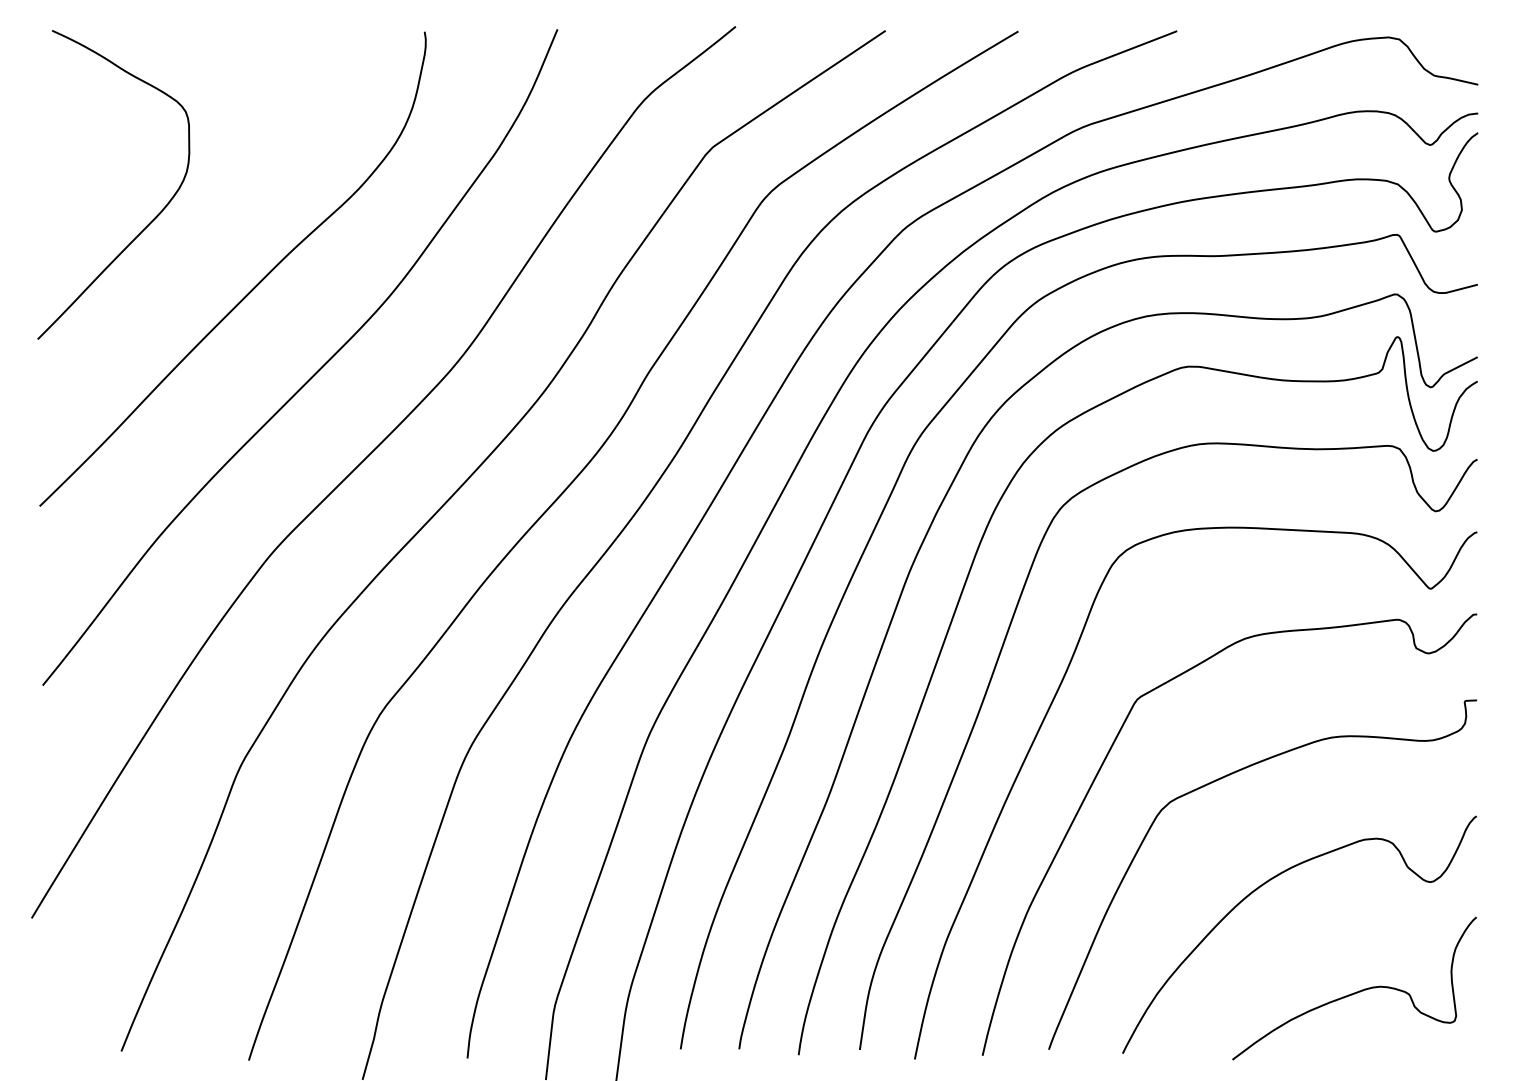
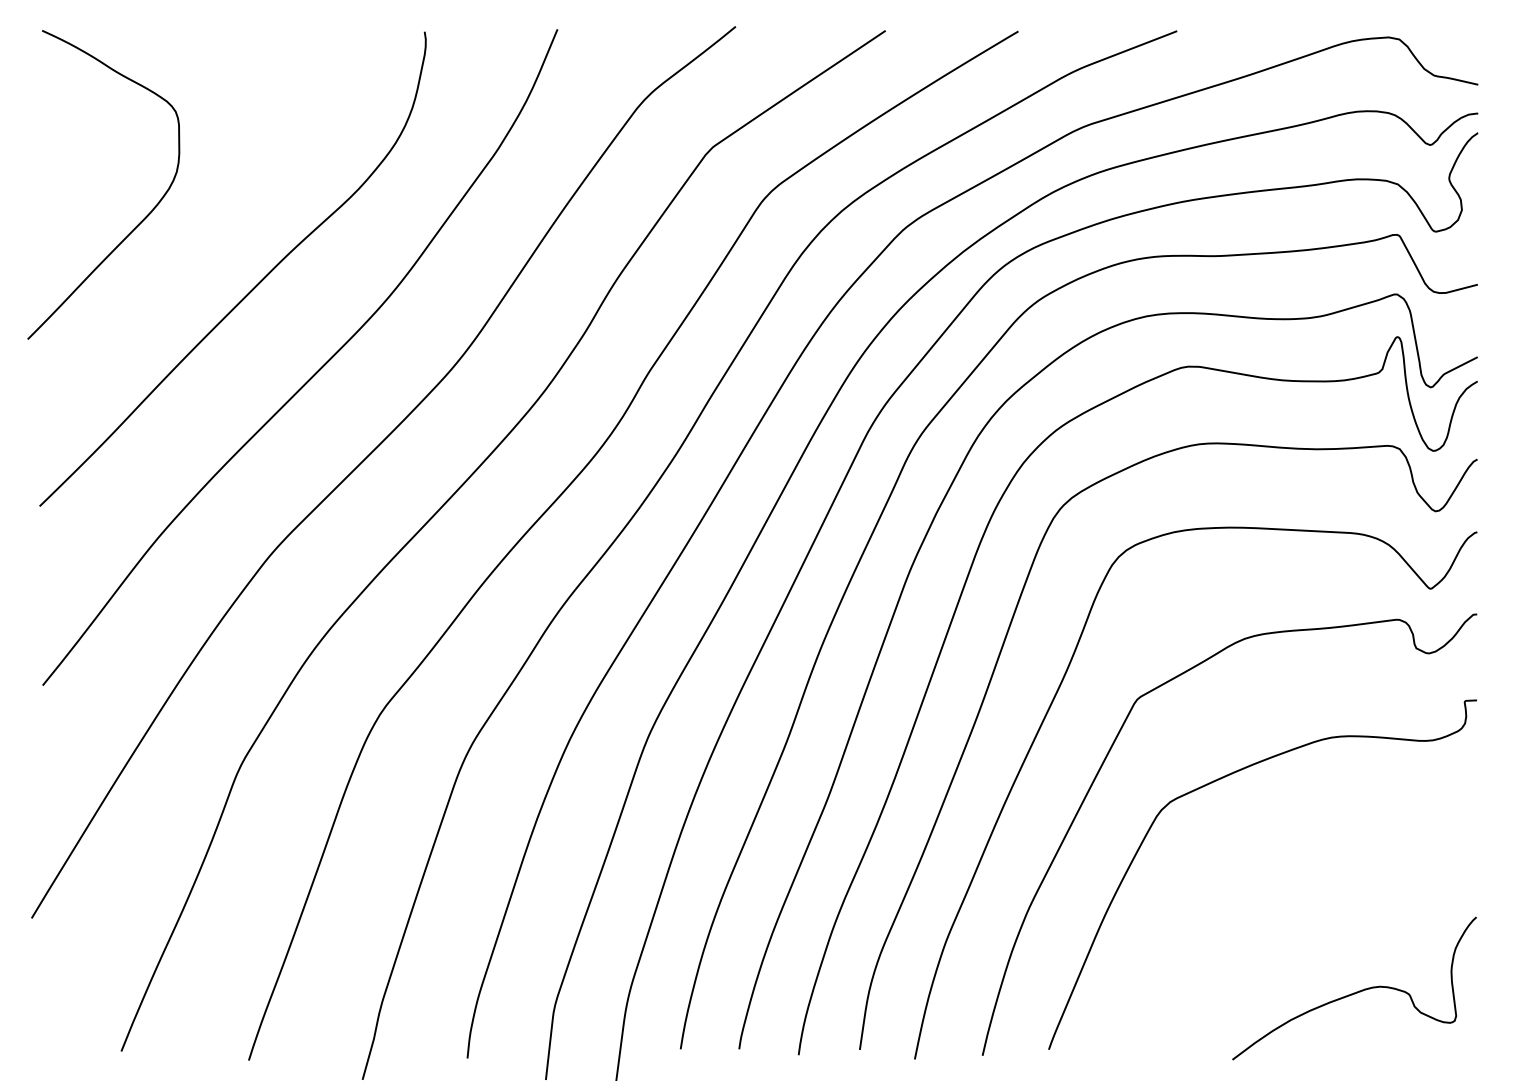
curve position: (150, 221) -> (140, 221) (140, 221)
curve: present -> none (1262, 886)
